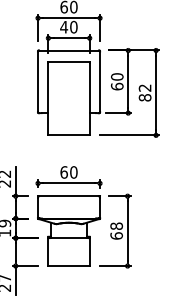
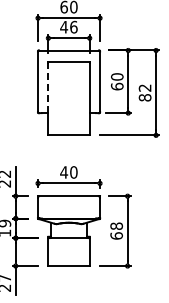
text: 40 -> 46 (73, 26)
line: solid -> dashed (48, 87)
text: 60 -> 40 (64, 172)
